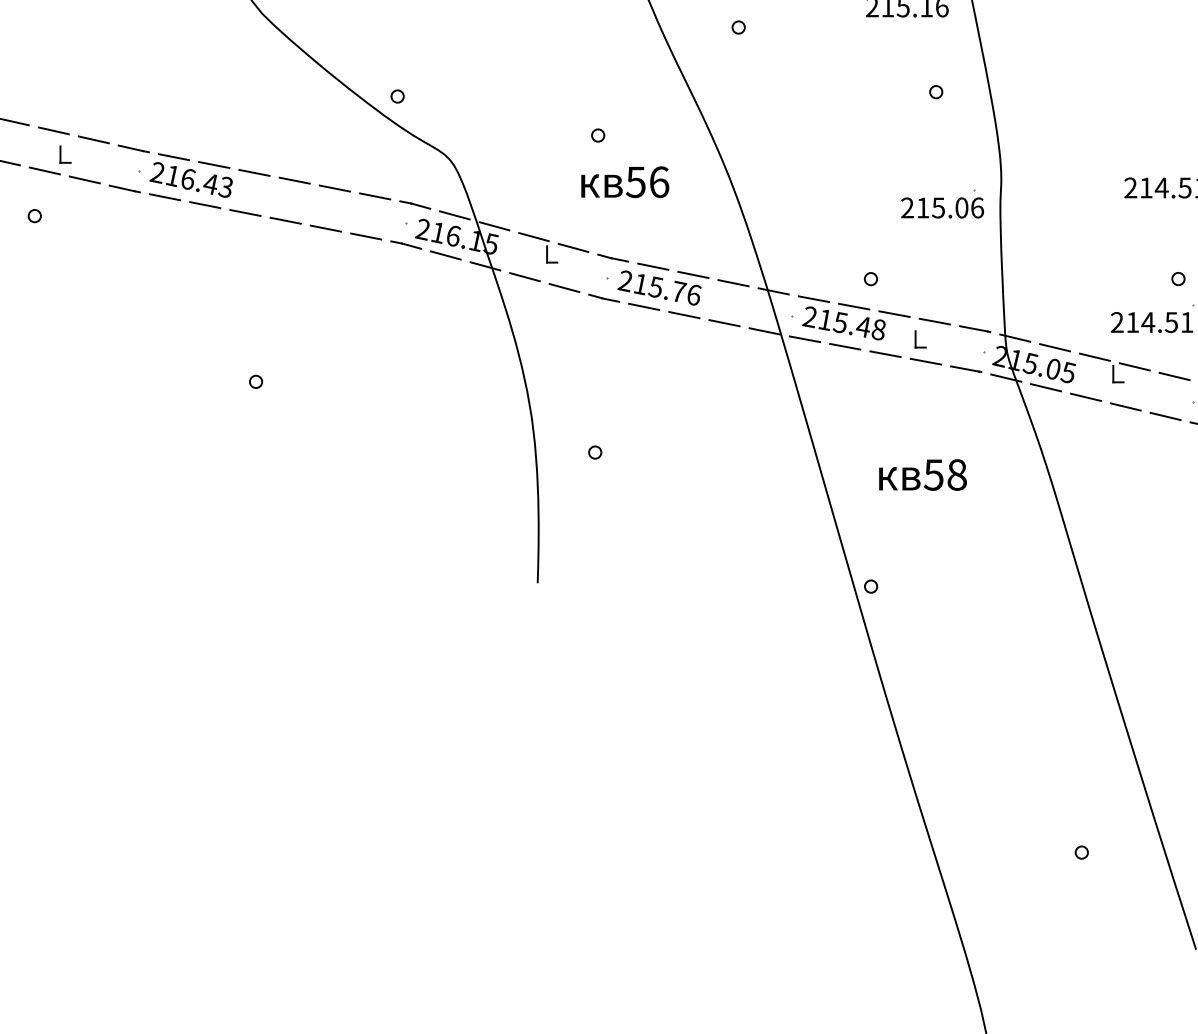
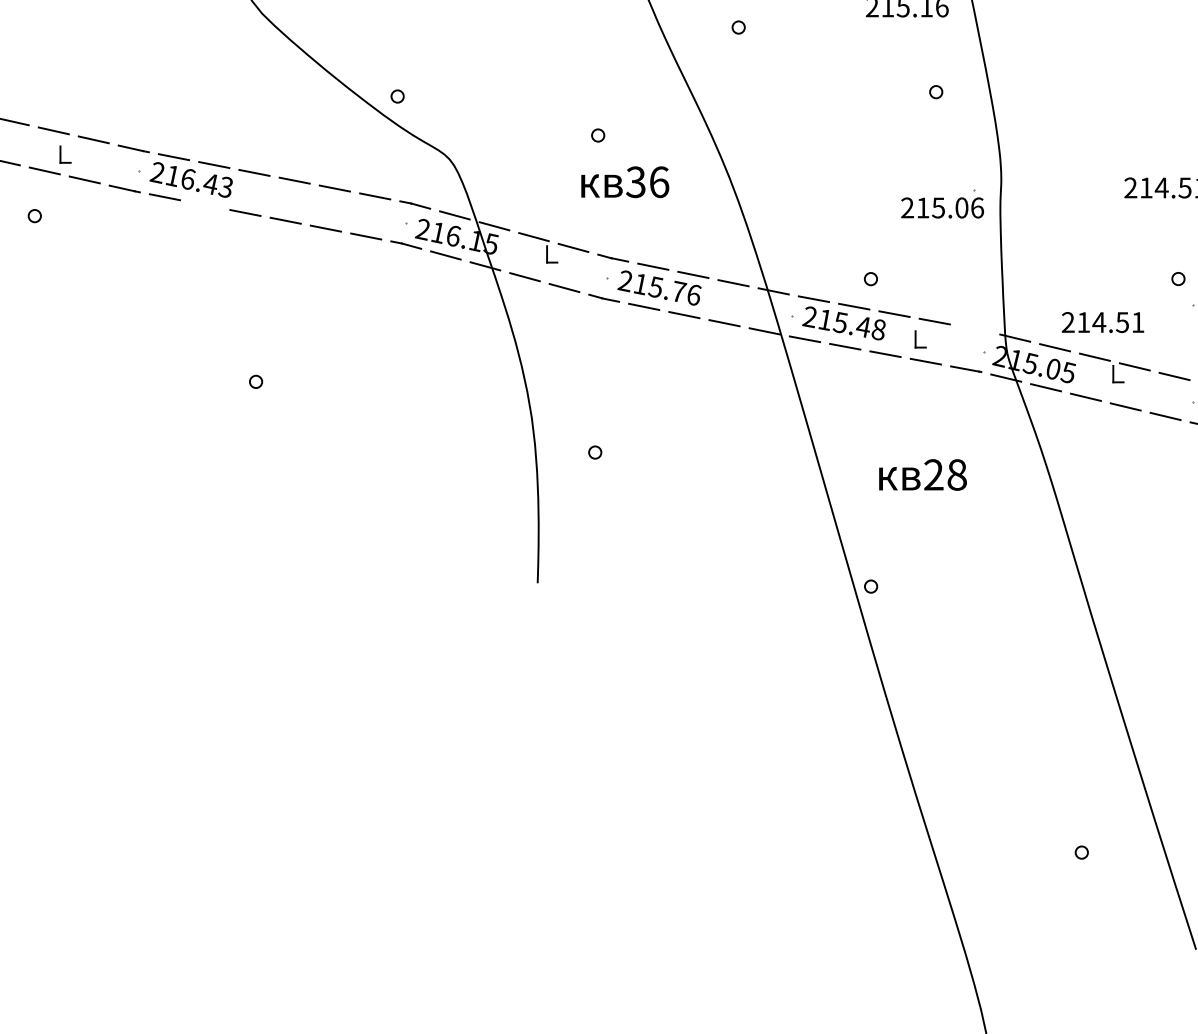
text: 56 -> 36 (635, 181)
line: present -> none (205, 205)
text position: (1151, 322) -> (1102, 322) (1102, 322)
line: present -> none (975, 329)
text: 58 -> 28 (933, 474)
